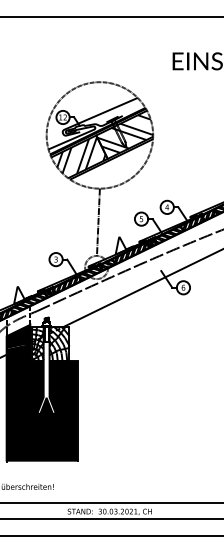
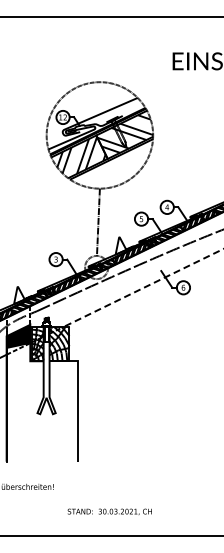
line: solid -> dashed (142, 288)
fill: present -> none (41, 402)
line: present -> none (111, 503)
line: present -> none (111, 518)
